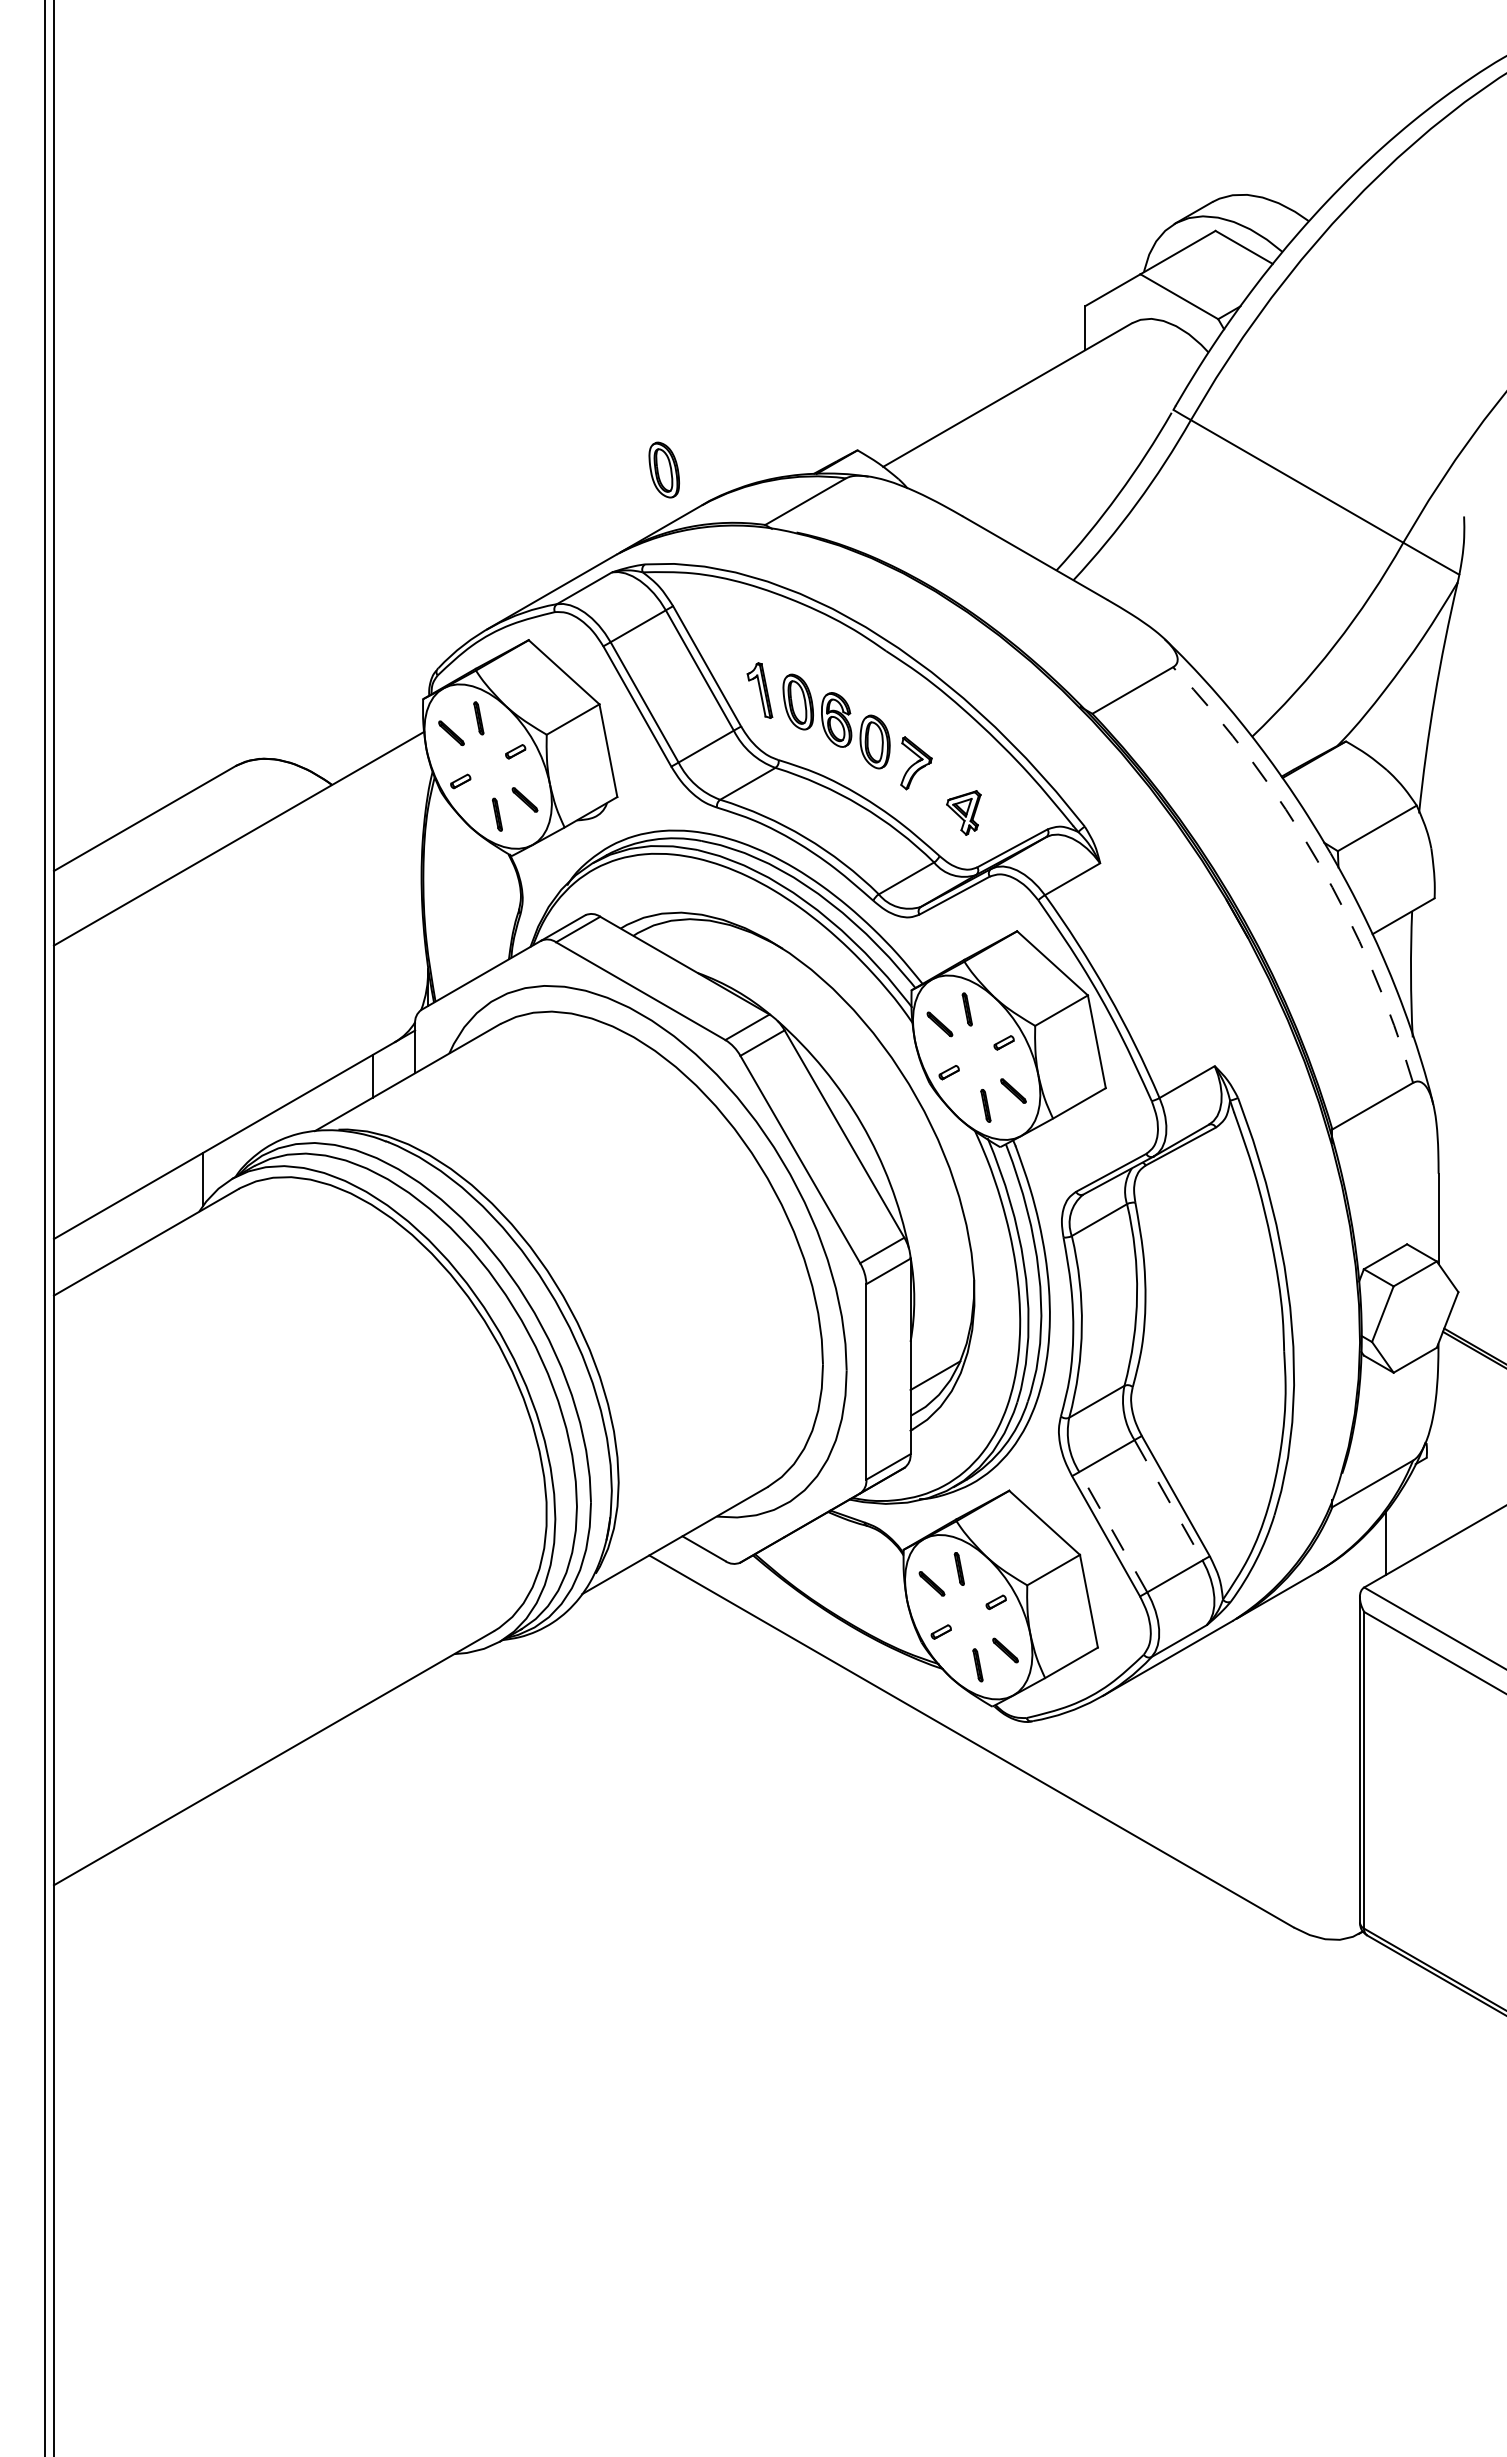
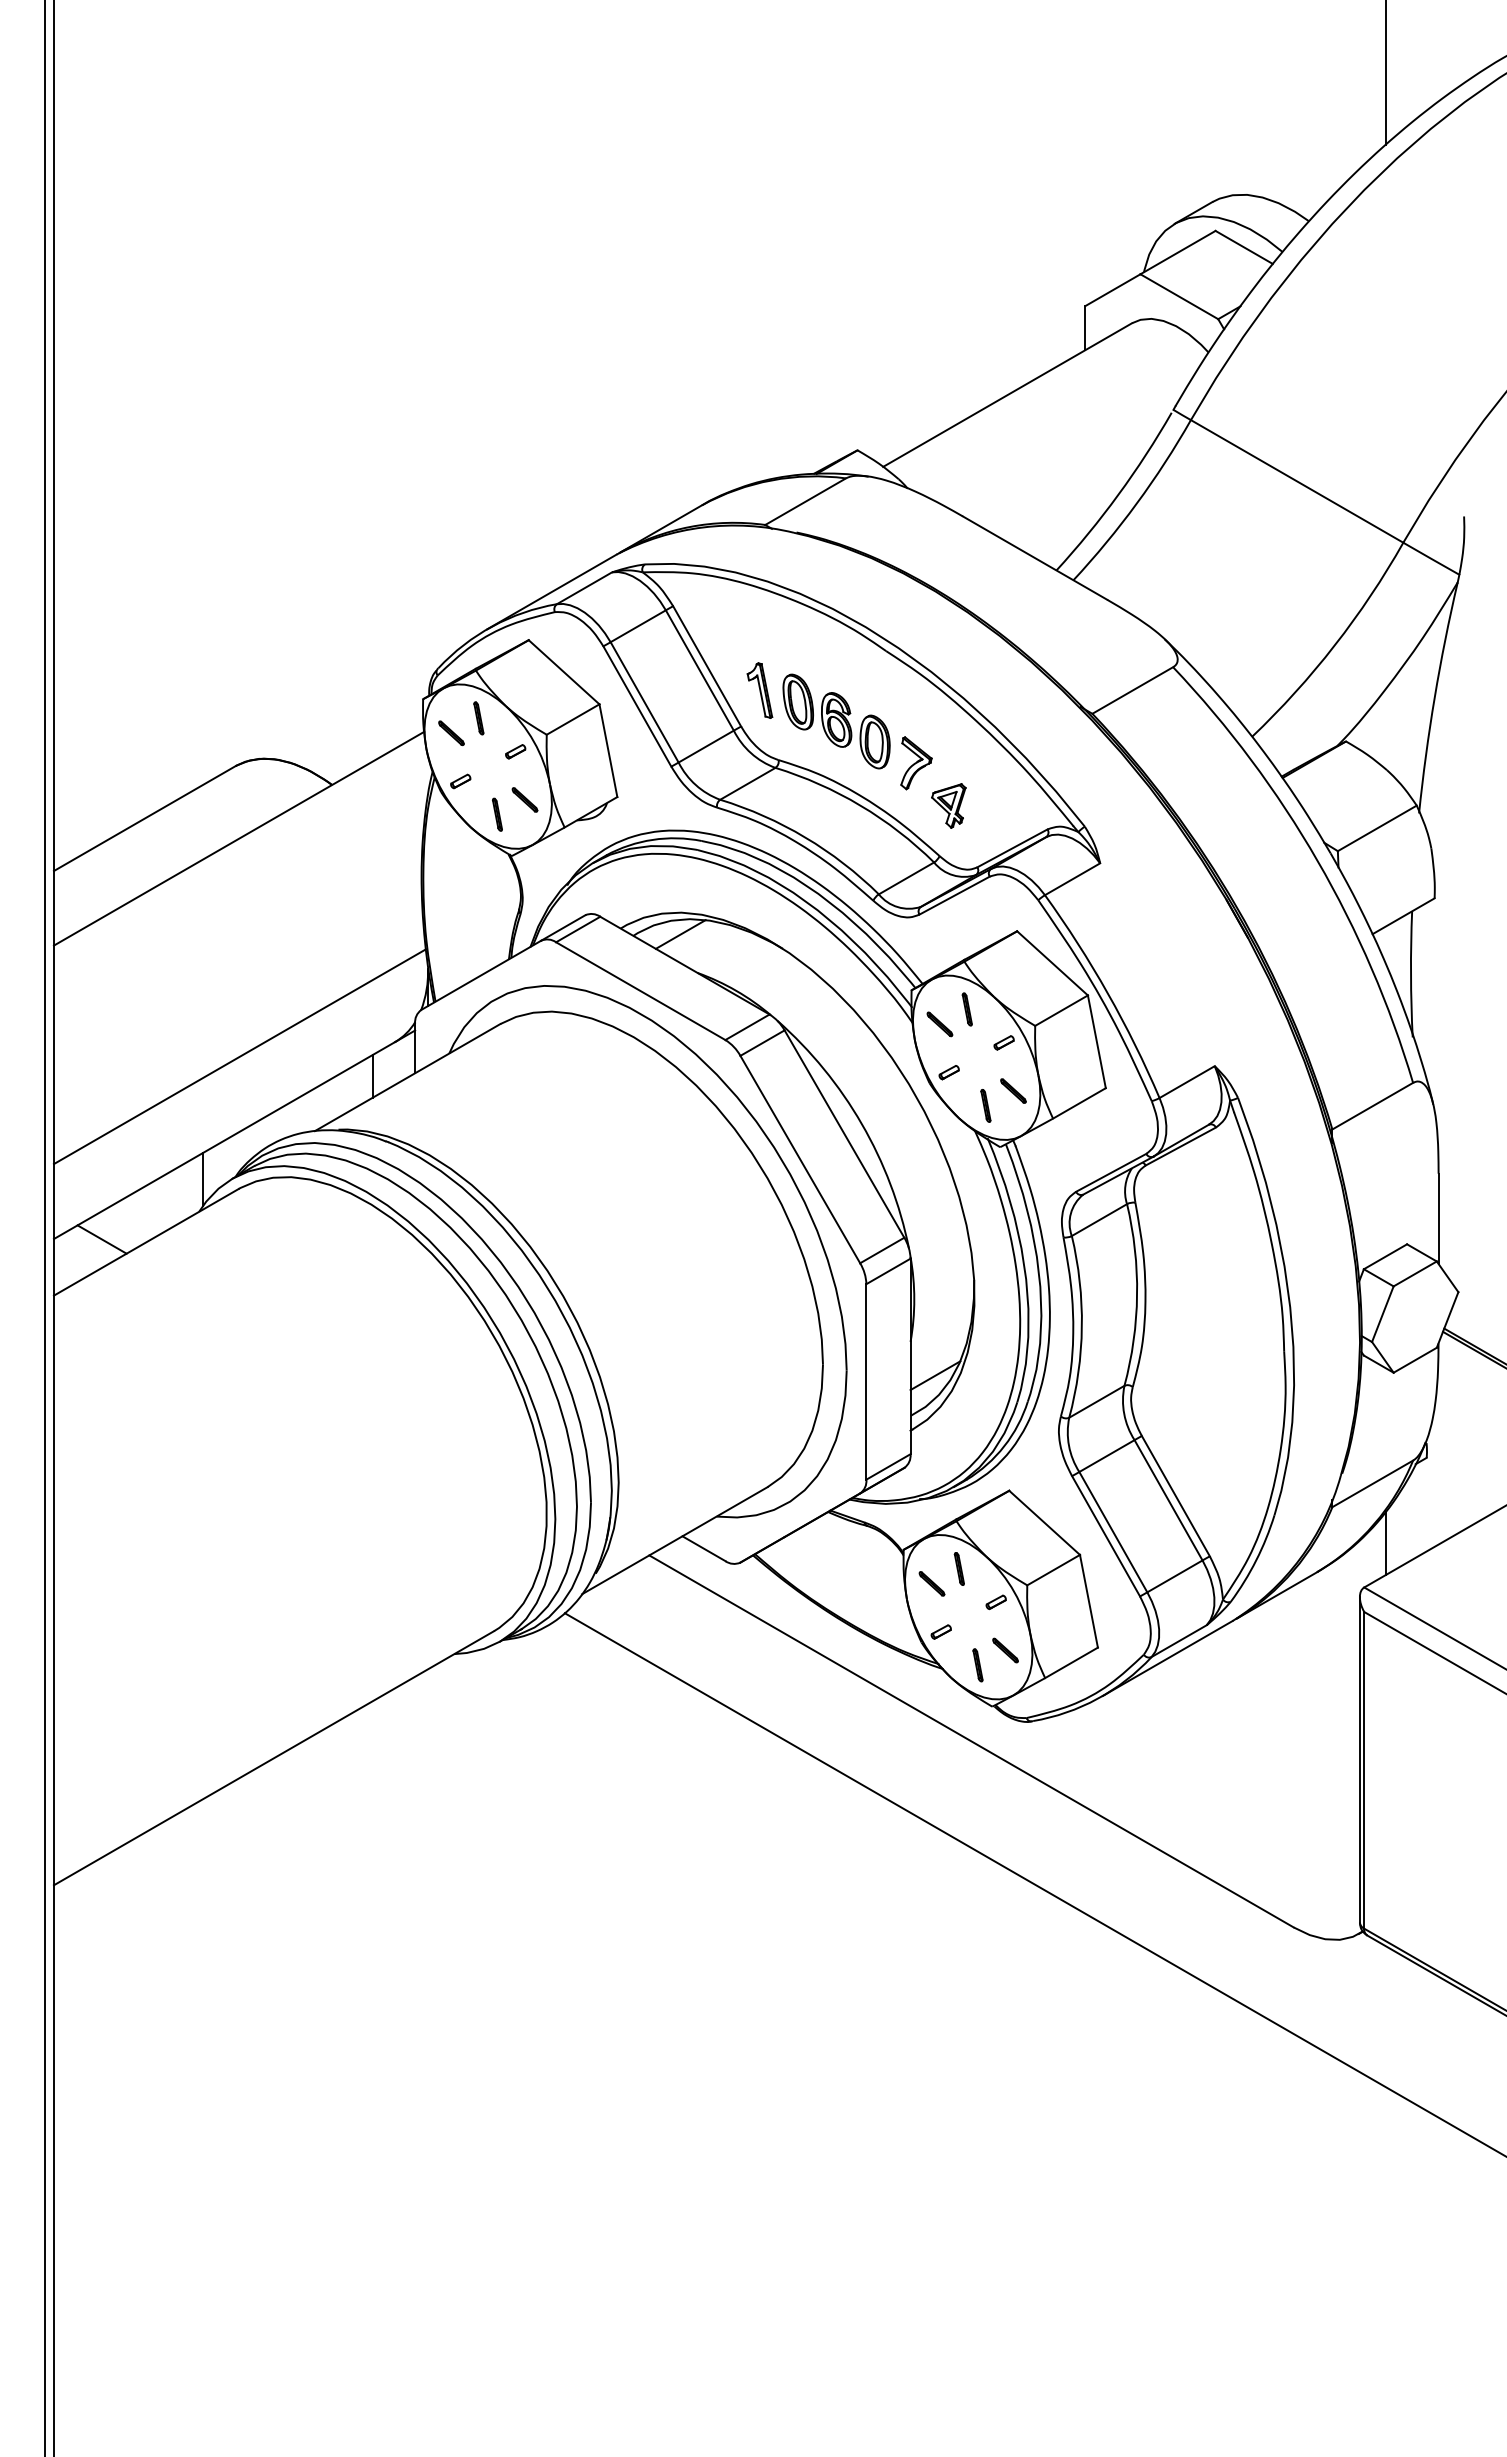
line: none -> present (1385, 73)
part: present -> none (663, 469)
part position: (963, 812) -> (948, 805) (948, 805)
arc: dashed -> solid (1317, 860)
line: none -> present (680, 934)
line: none -> present (239, 1056)
line: none -> present (101, 1239)
line: dashed -> solid (1168, 1500)
line: dashed -> solid (1113, 1531)
line: none -> present (1033, 1884)
